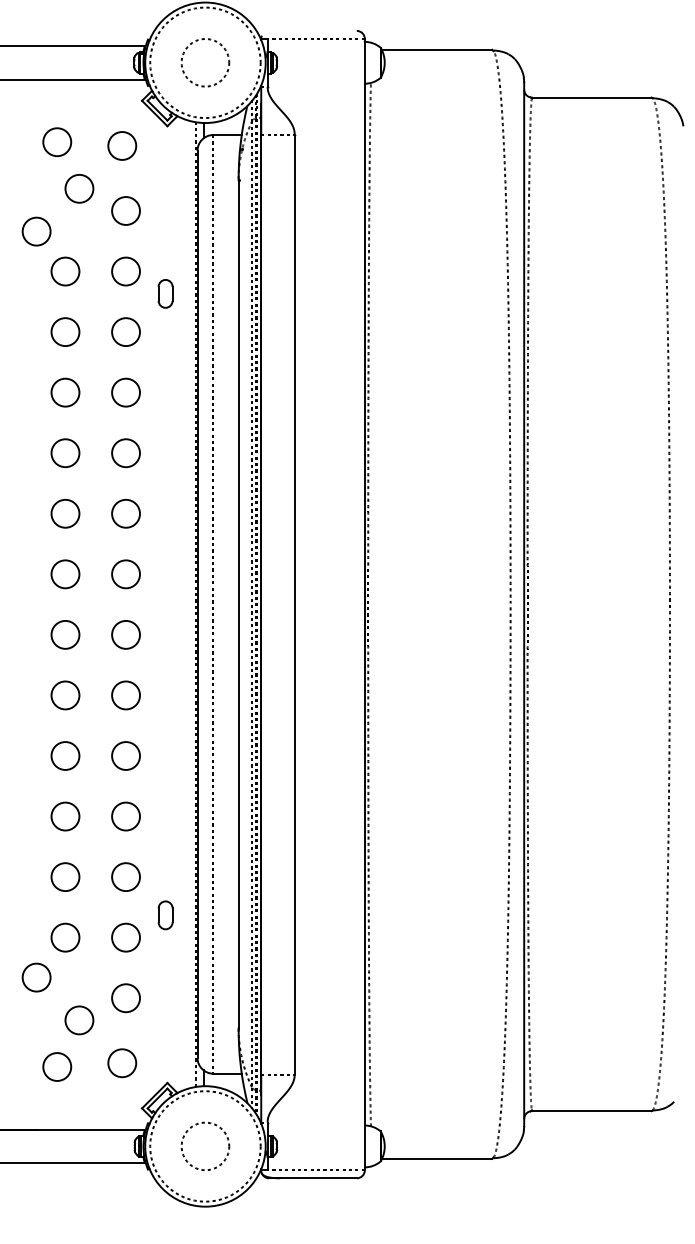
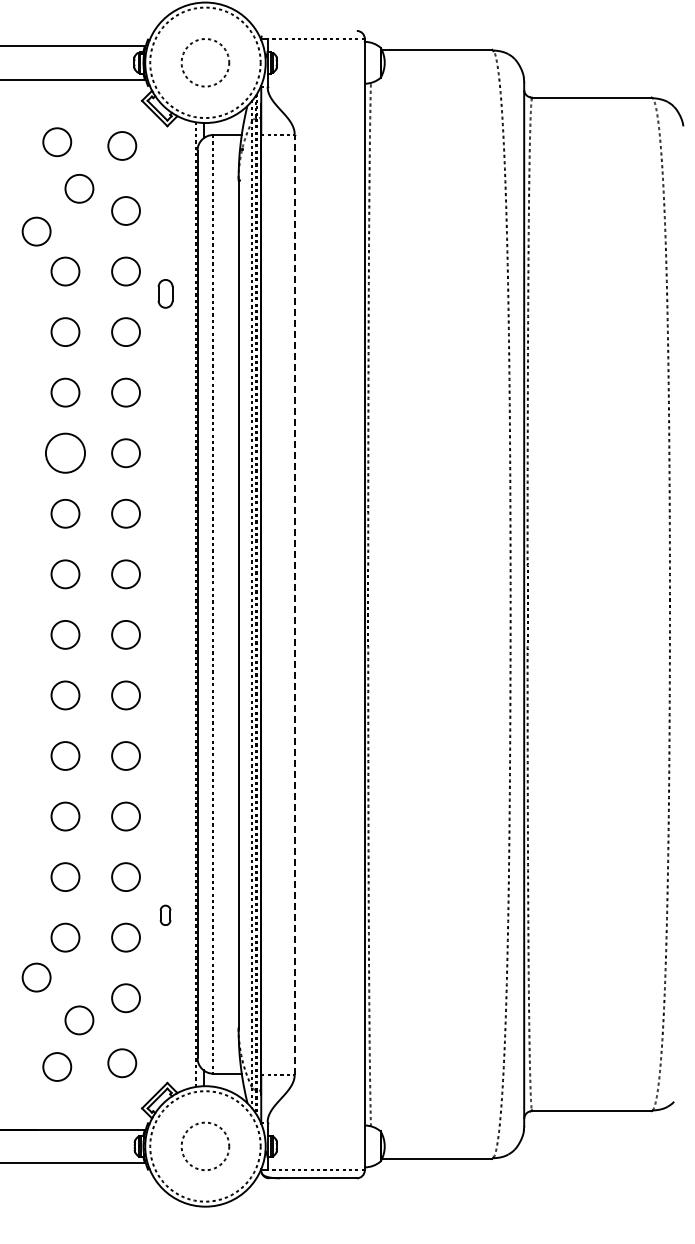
circle diameter: 28 px -> 39 px (65, 452)
line: solid -> dashed (294, 604)
part size: 17x31 px -> 13x22 px (165, 914)
